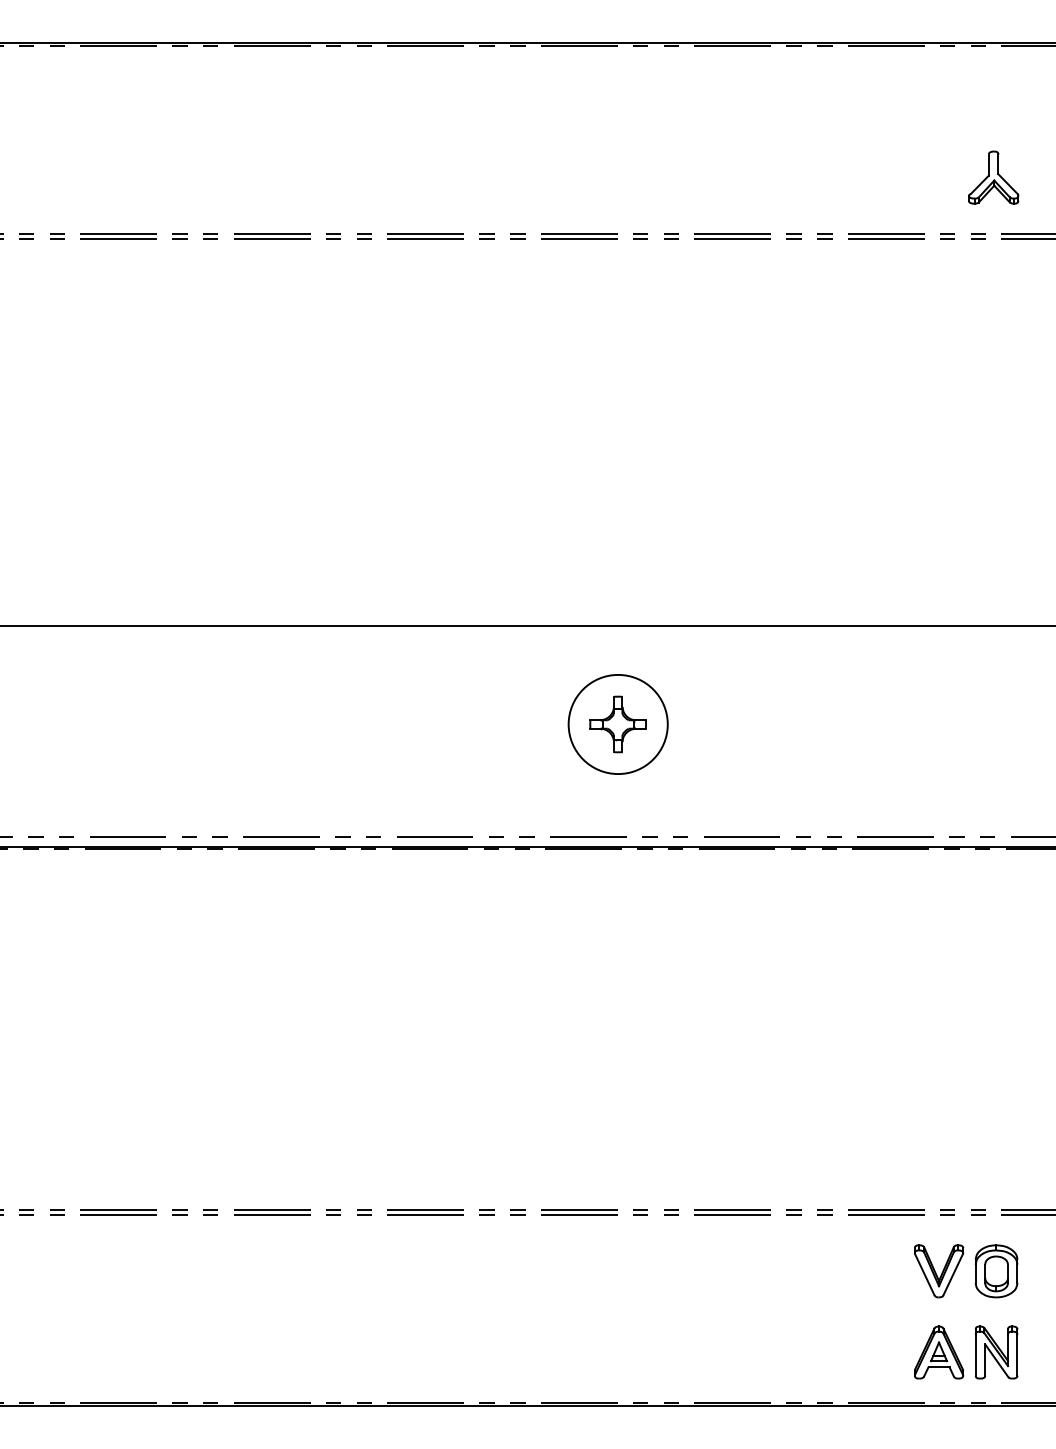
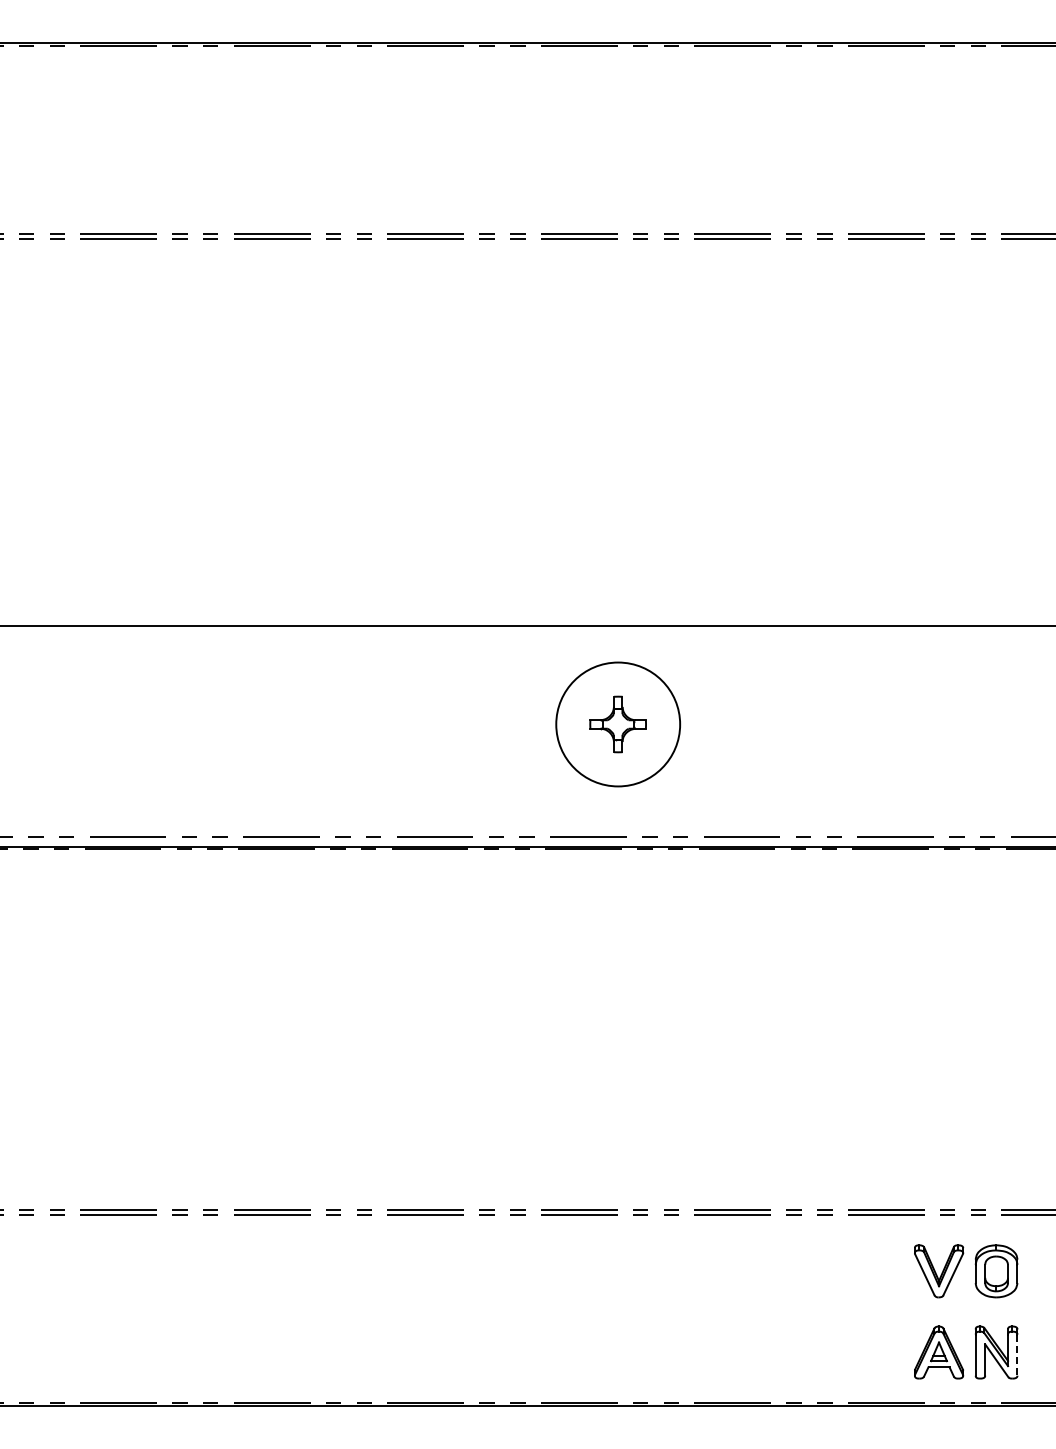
part: present -> none (993, 177)
circle diameter: 99 px -> 124 px (618, 724)
line: solid -> dashed (1017, 1355)
